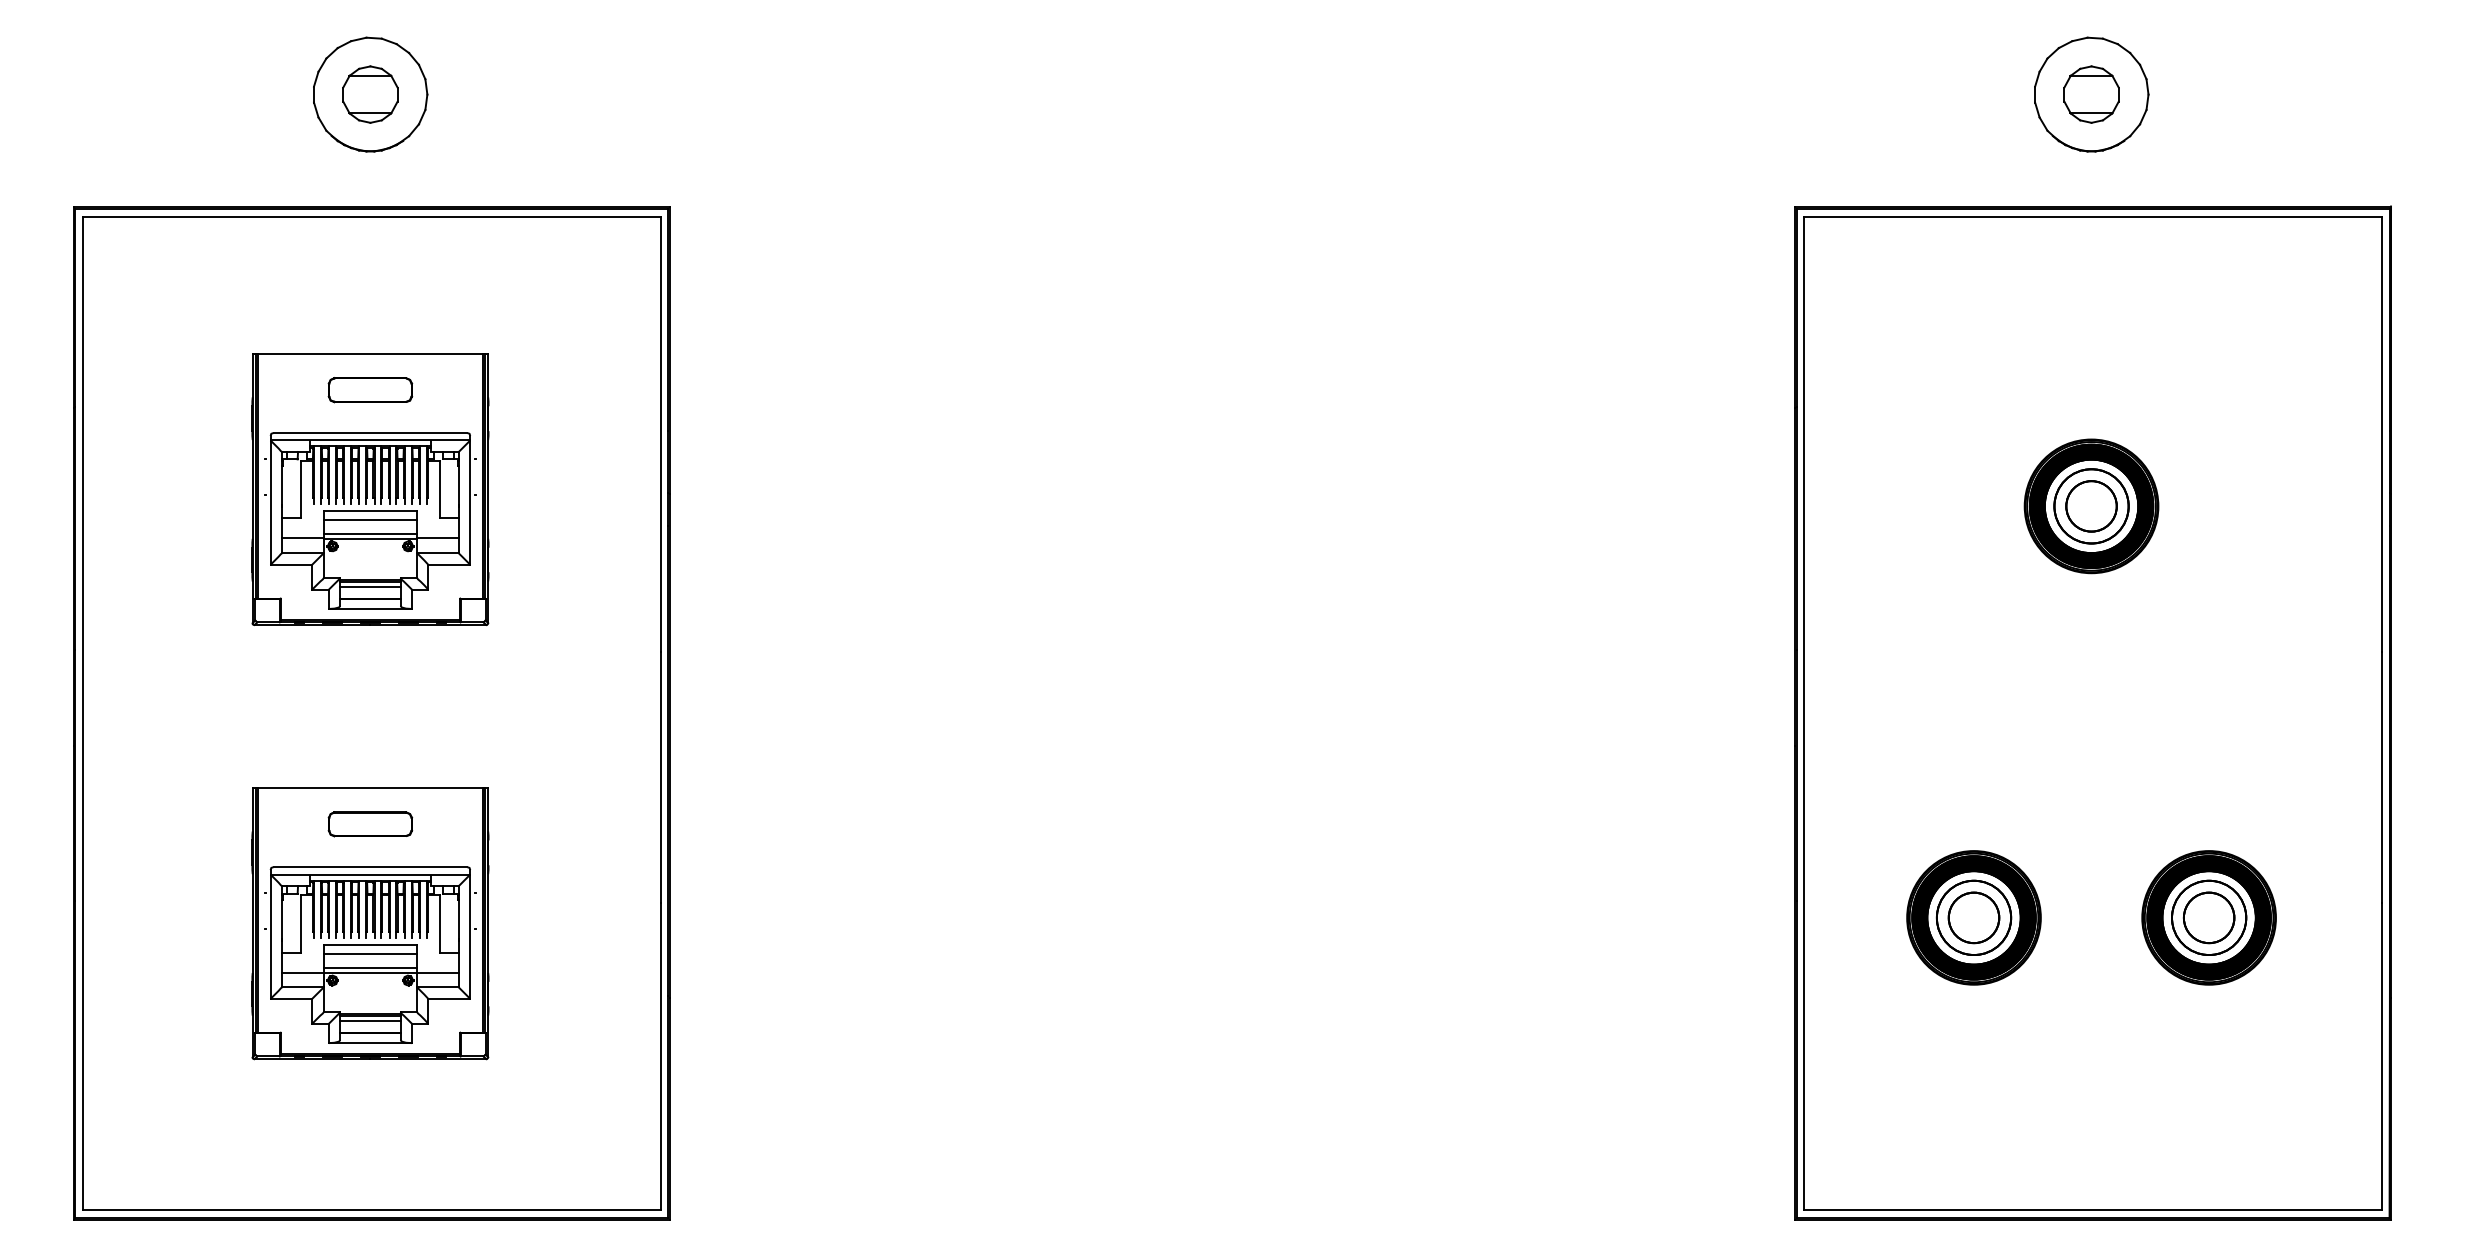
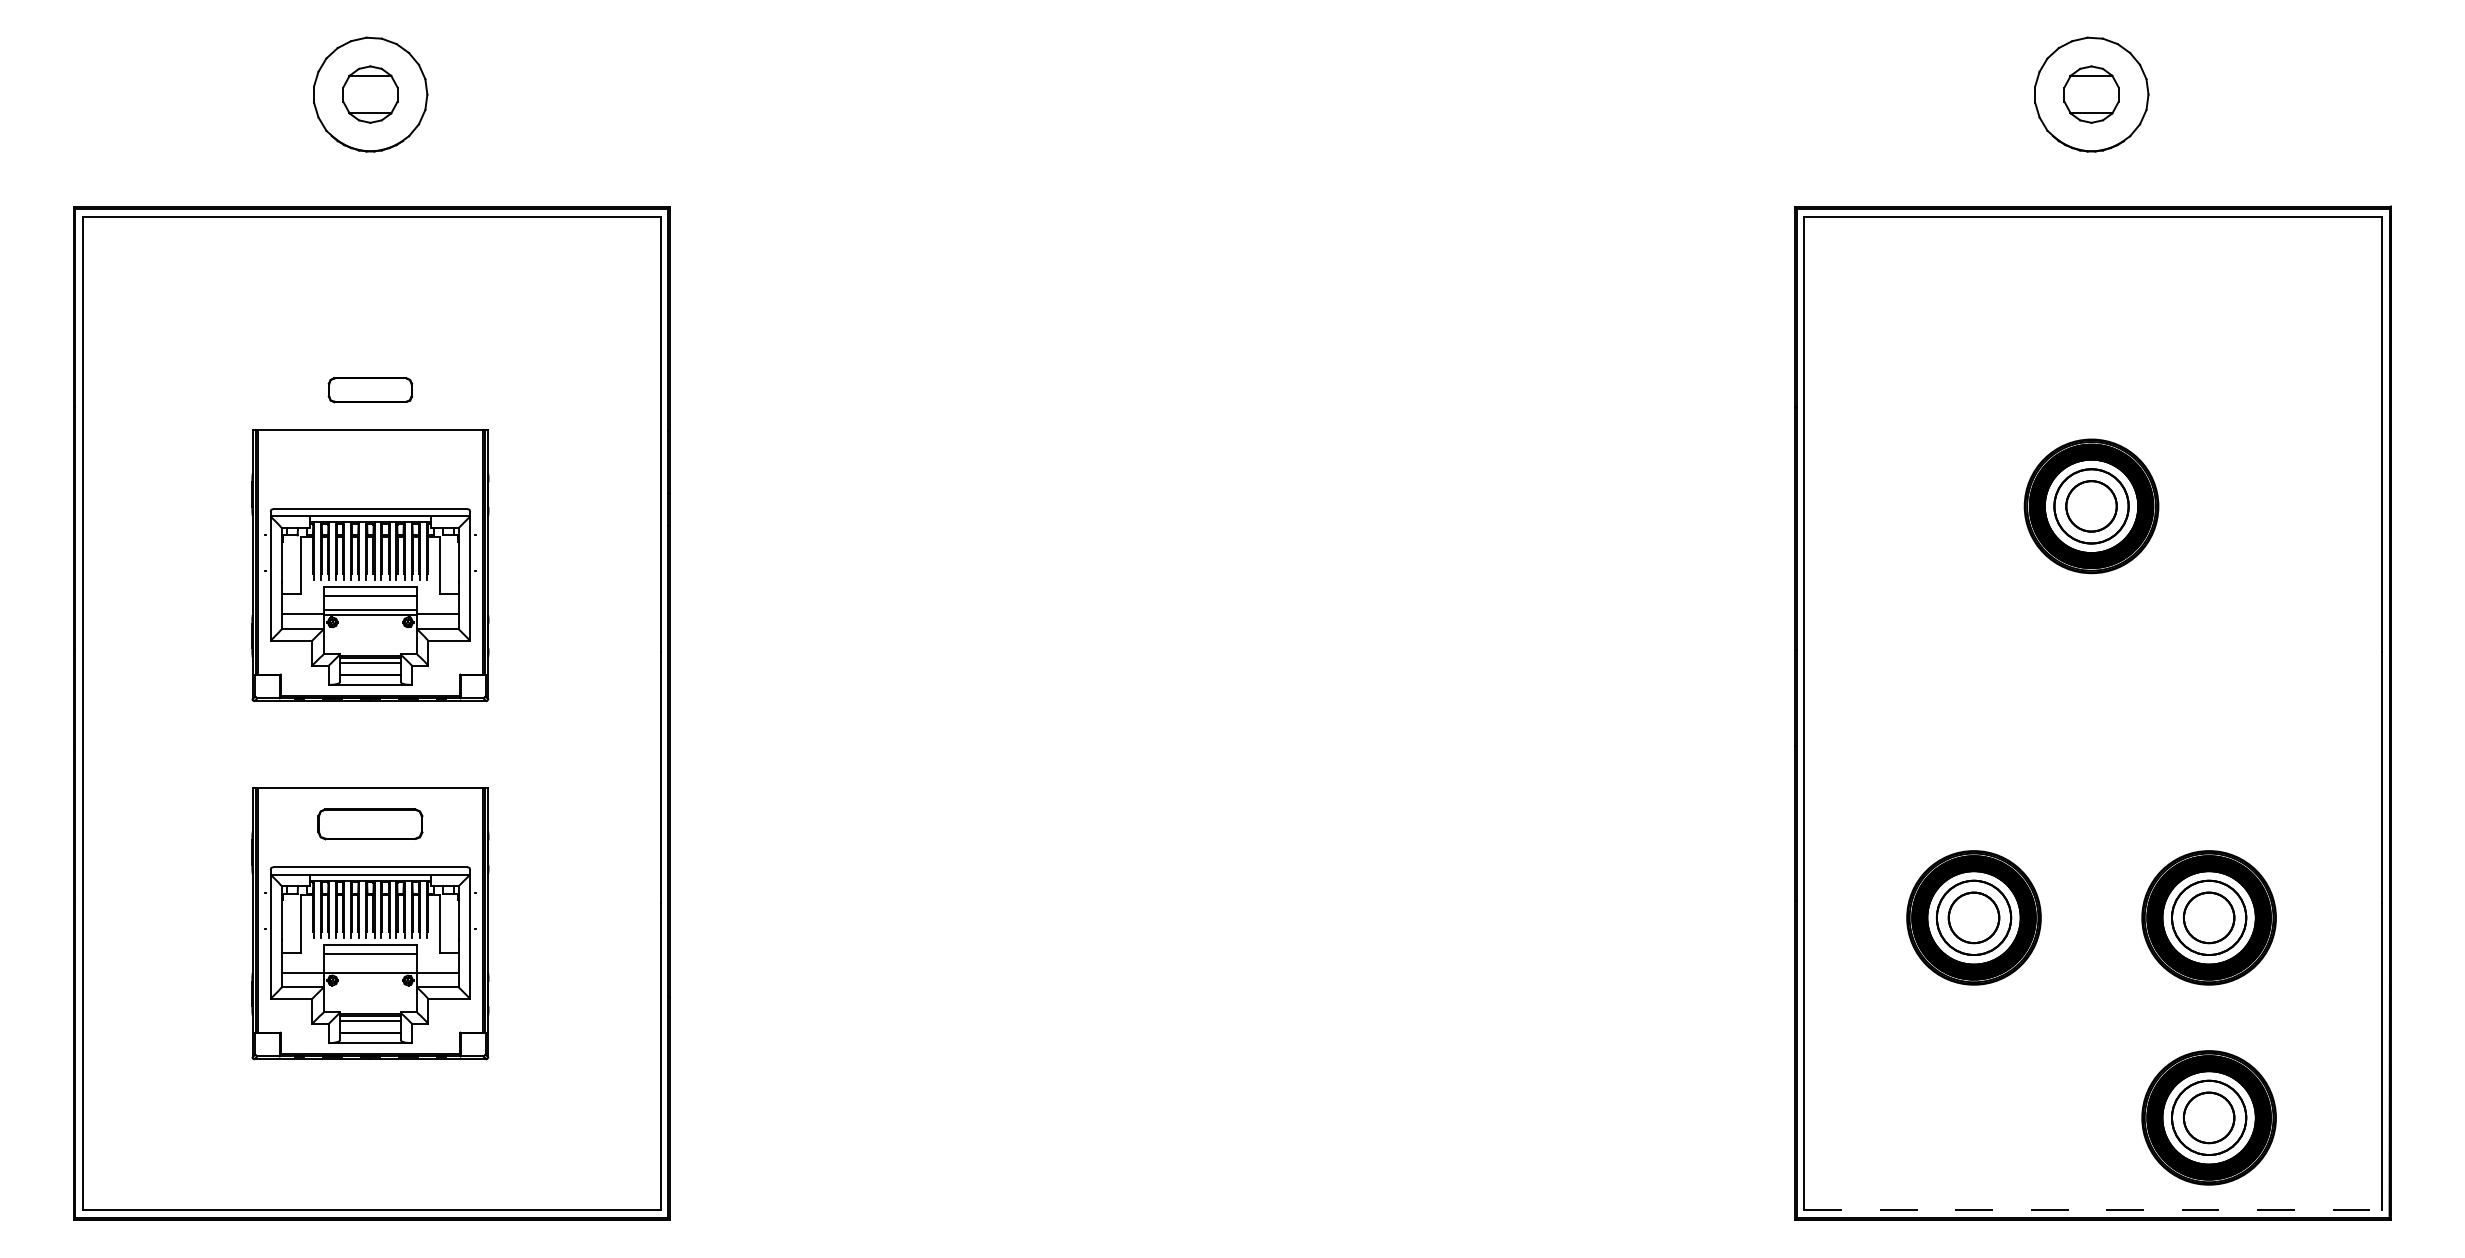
part position: (370, 489) -> (370, 565) (370, 565)
part size: 87x27 px -> 107x33 px (370, 824)
line: present -> none (370, 968)
part: none -> present (2208, 1117)
line: solid -> dashed (2093, 1209)
